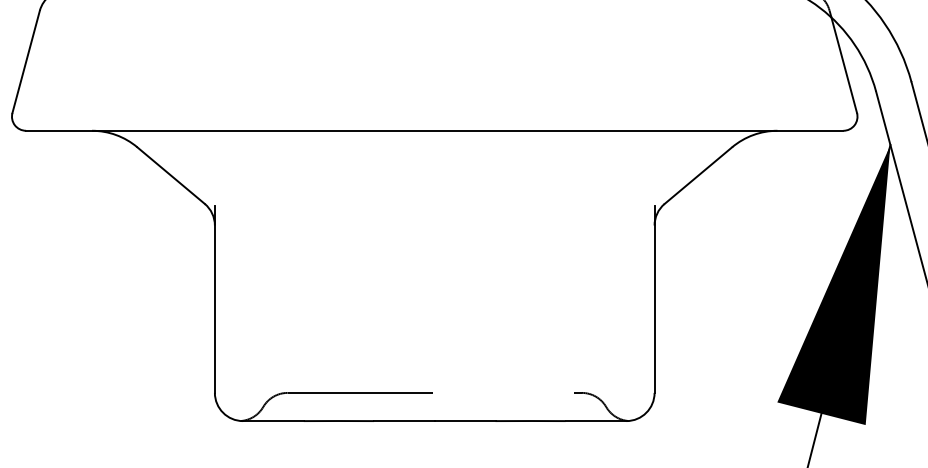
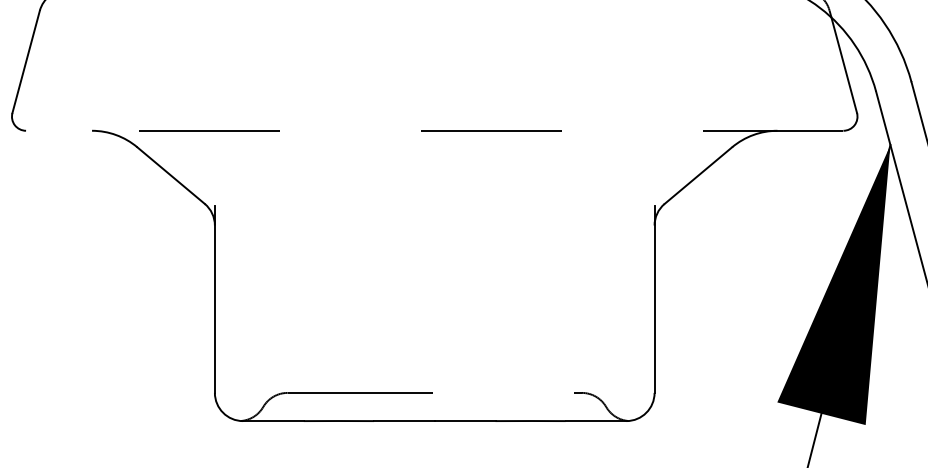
line: solid -> dashed (434, 130)
